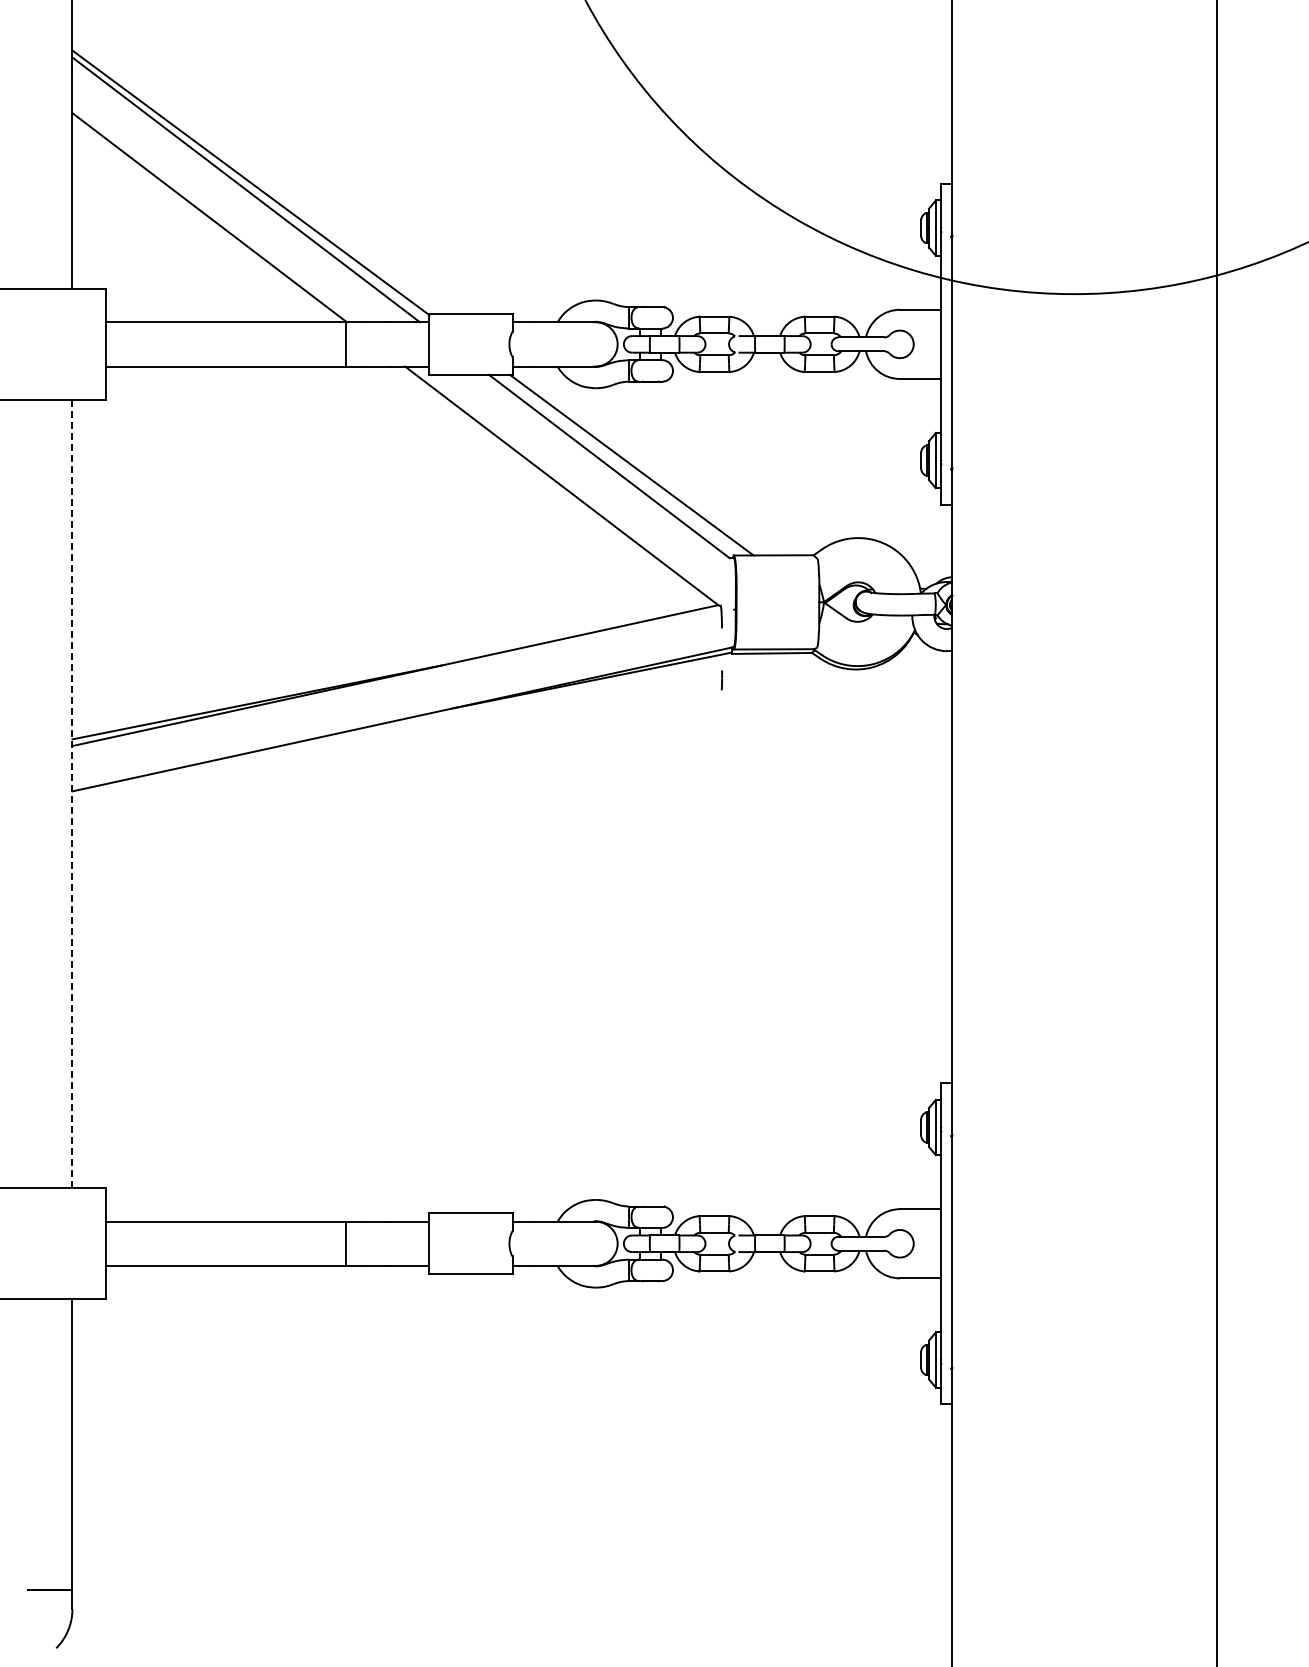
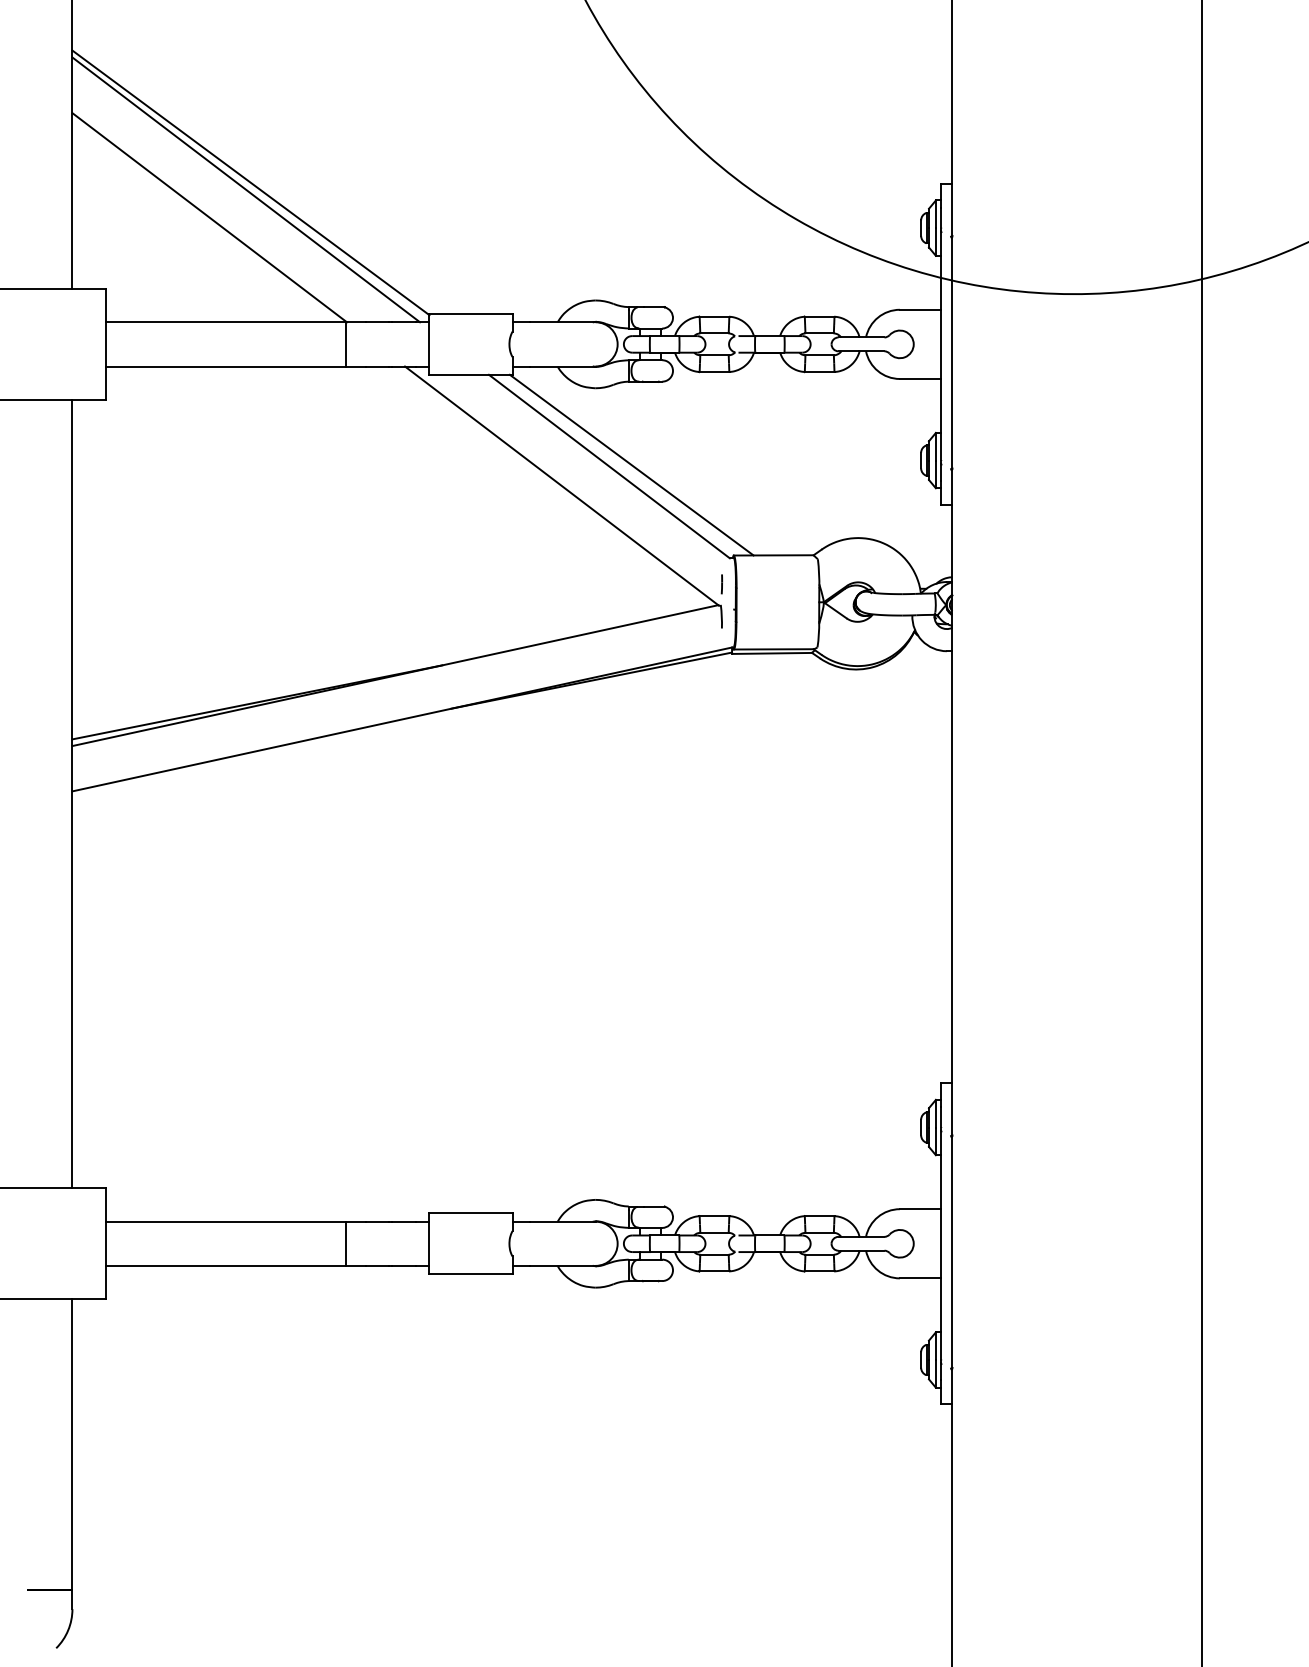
line position: (721, 680) -> (721, 584) (721, 584)
line: dashed -> solid (72, 793)
line position: (1216, 832) -> (1201, 832) (1201, 832)
